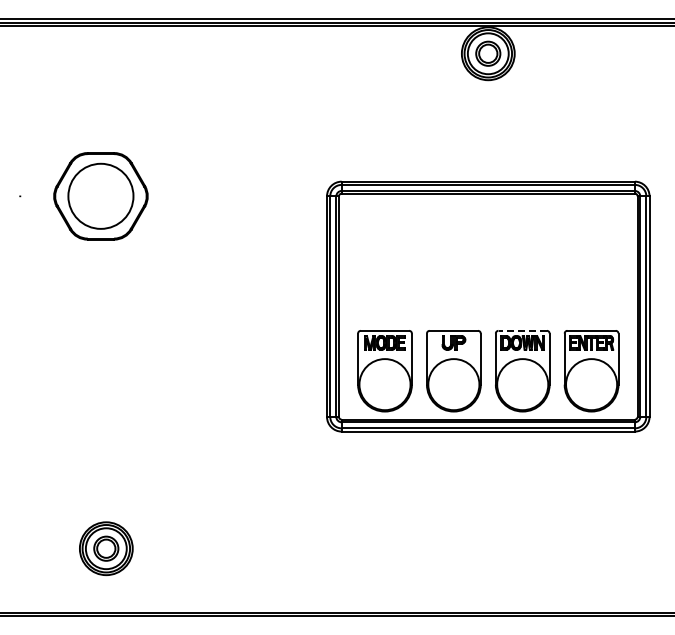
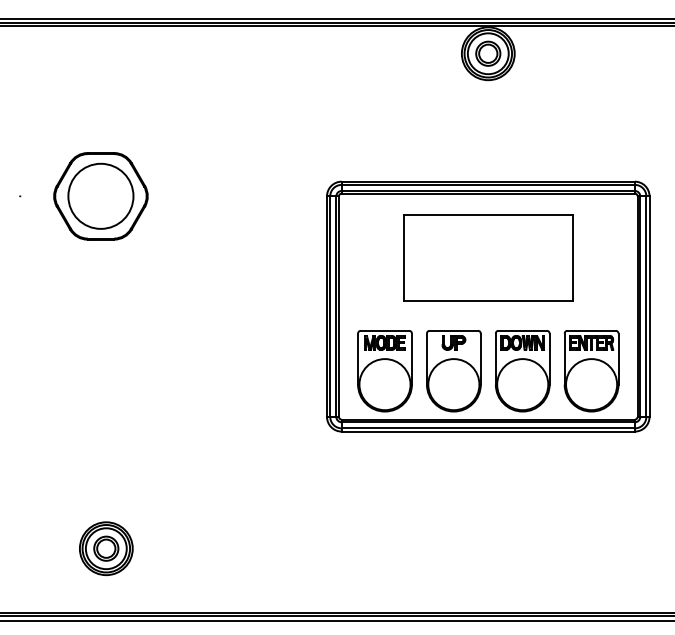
part: none -> present (488, 257)
line: dashed -> solid (522, 330)
line: none -> present (336, 621)
